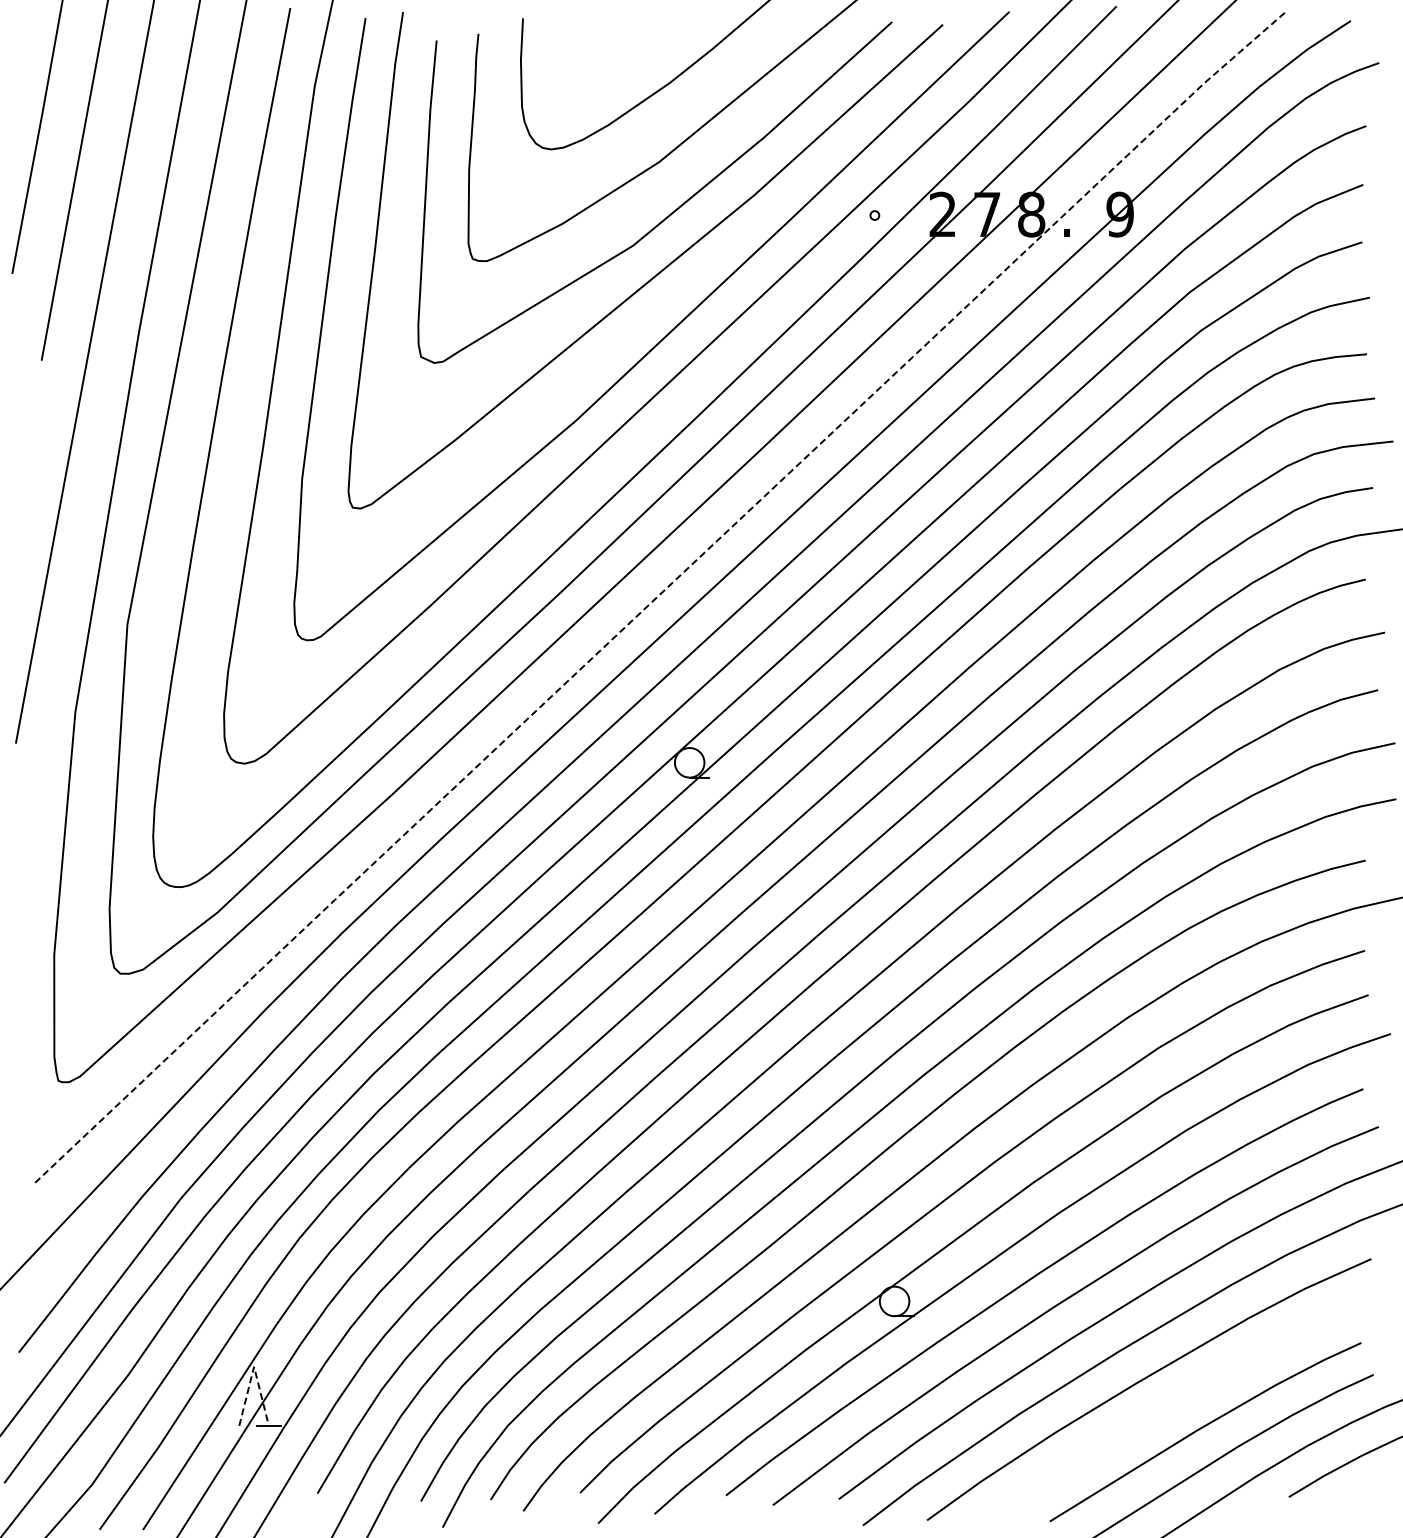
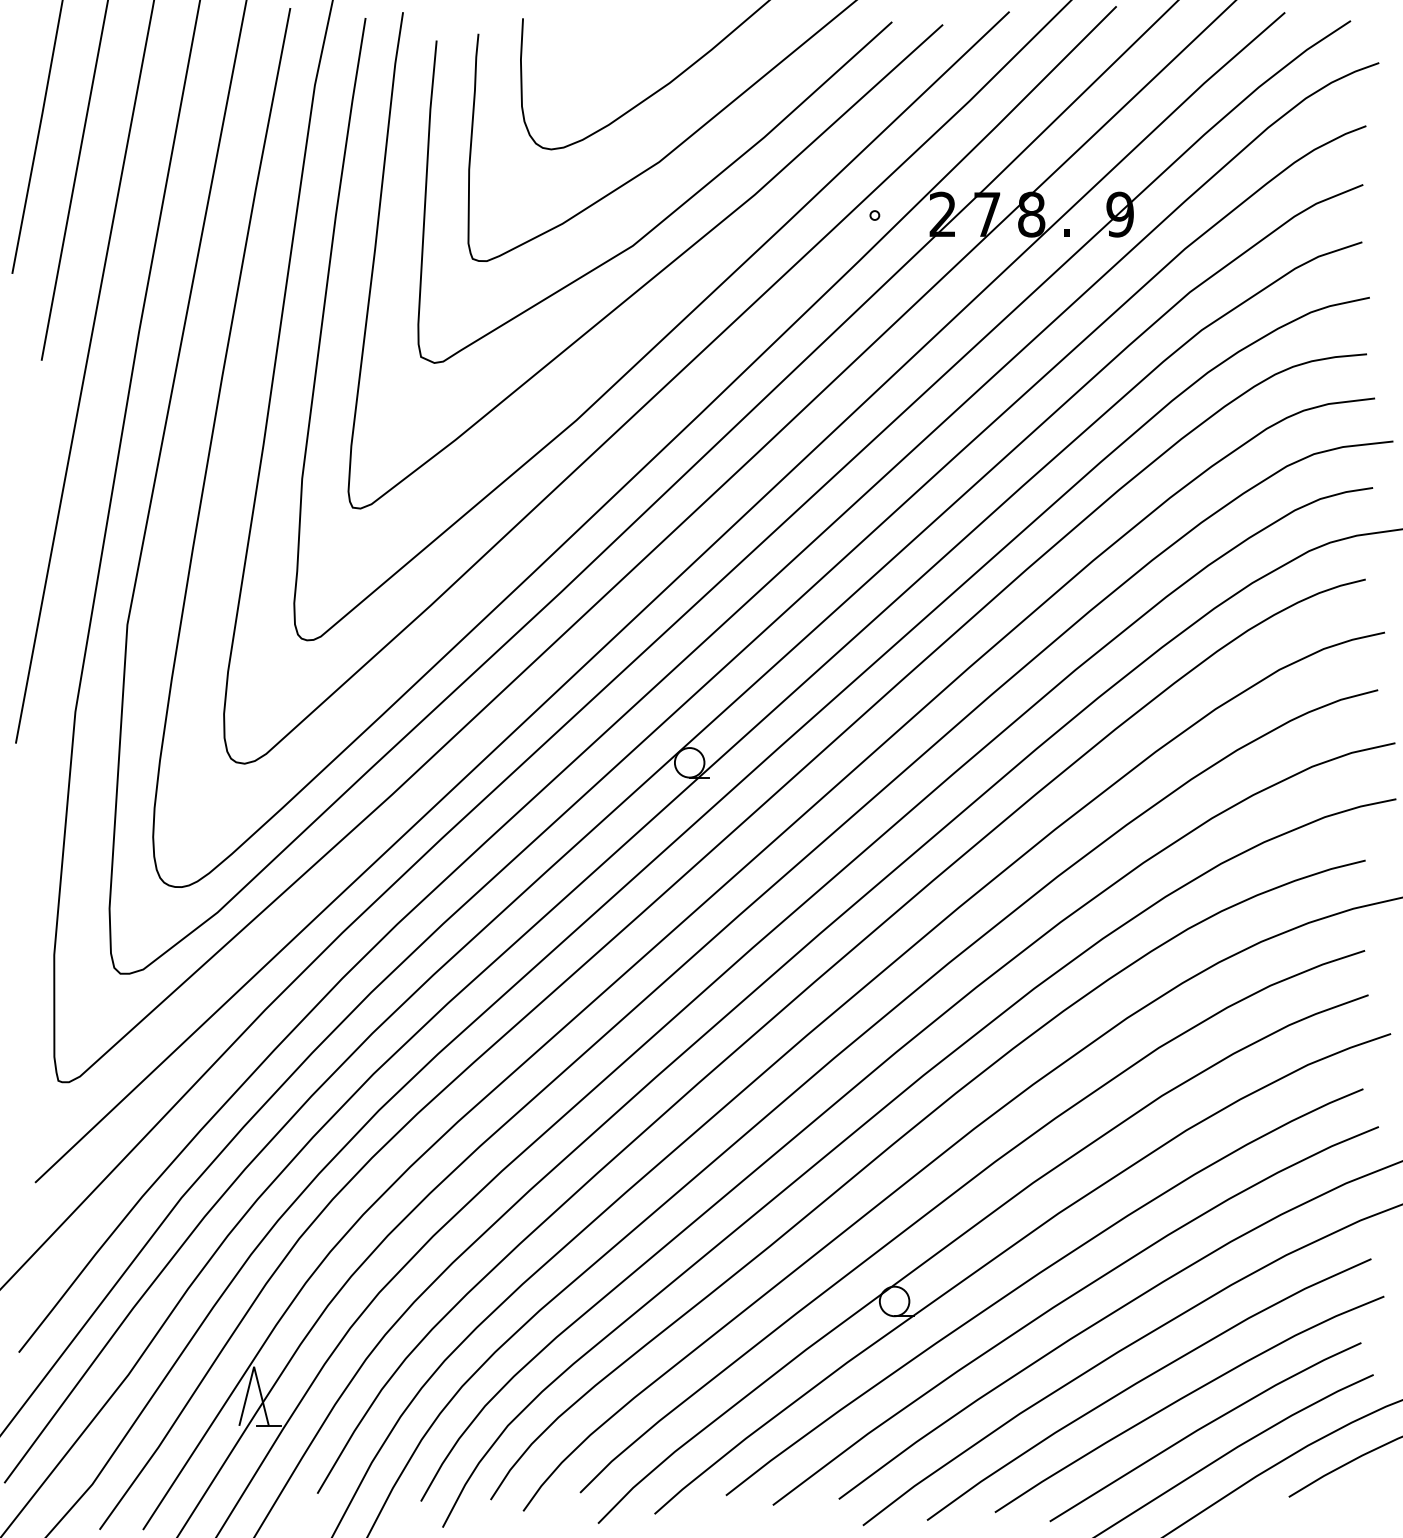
line: dashed -> solid (658, 596)
line: dashed -> solid (254, 1366)
curve: none -> present (1185, 1397)
